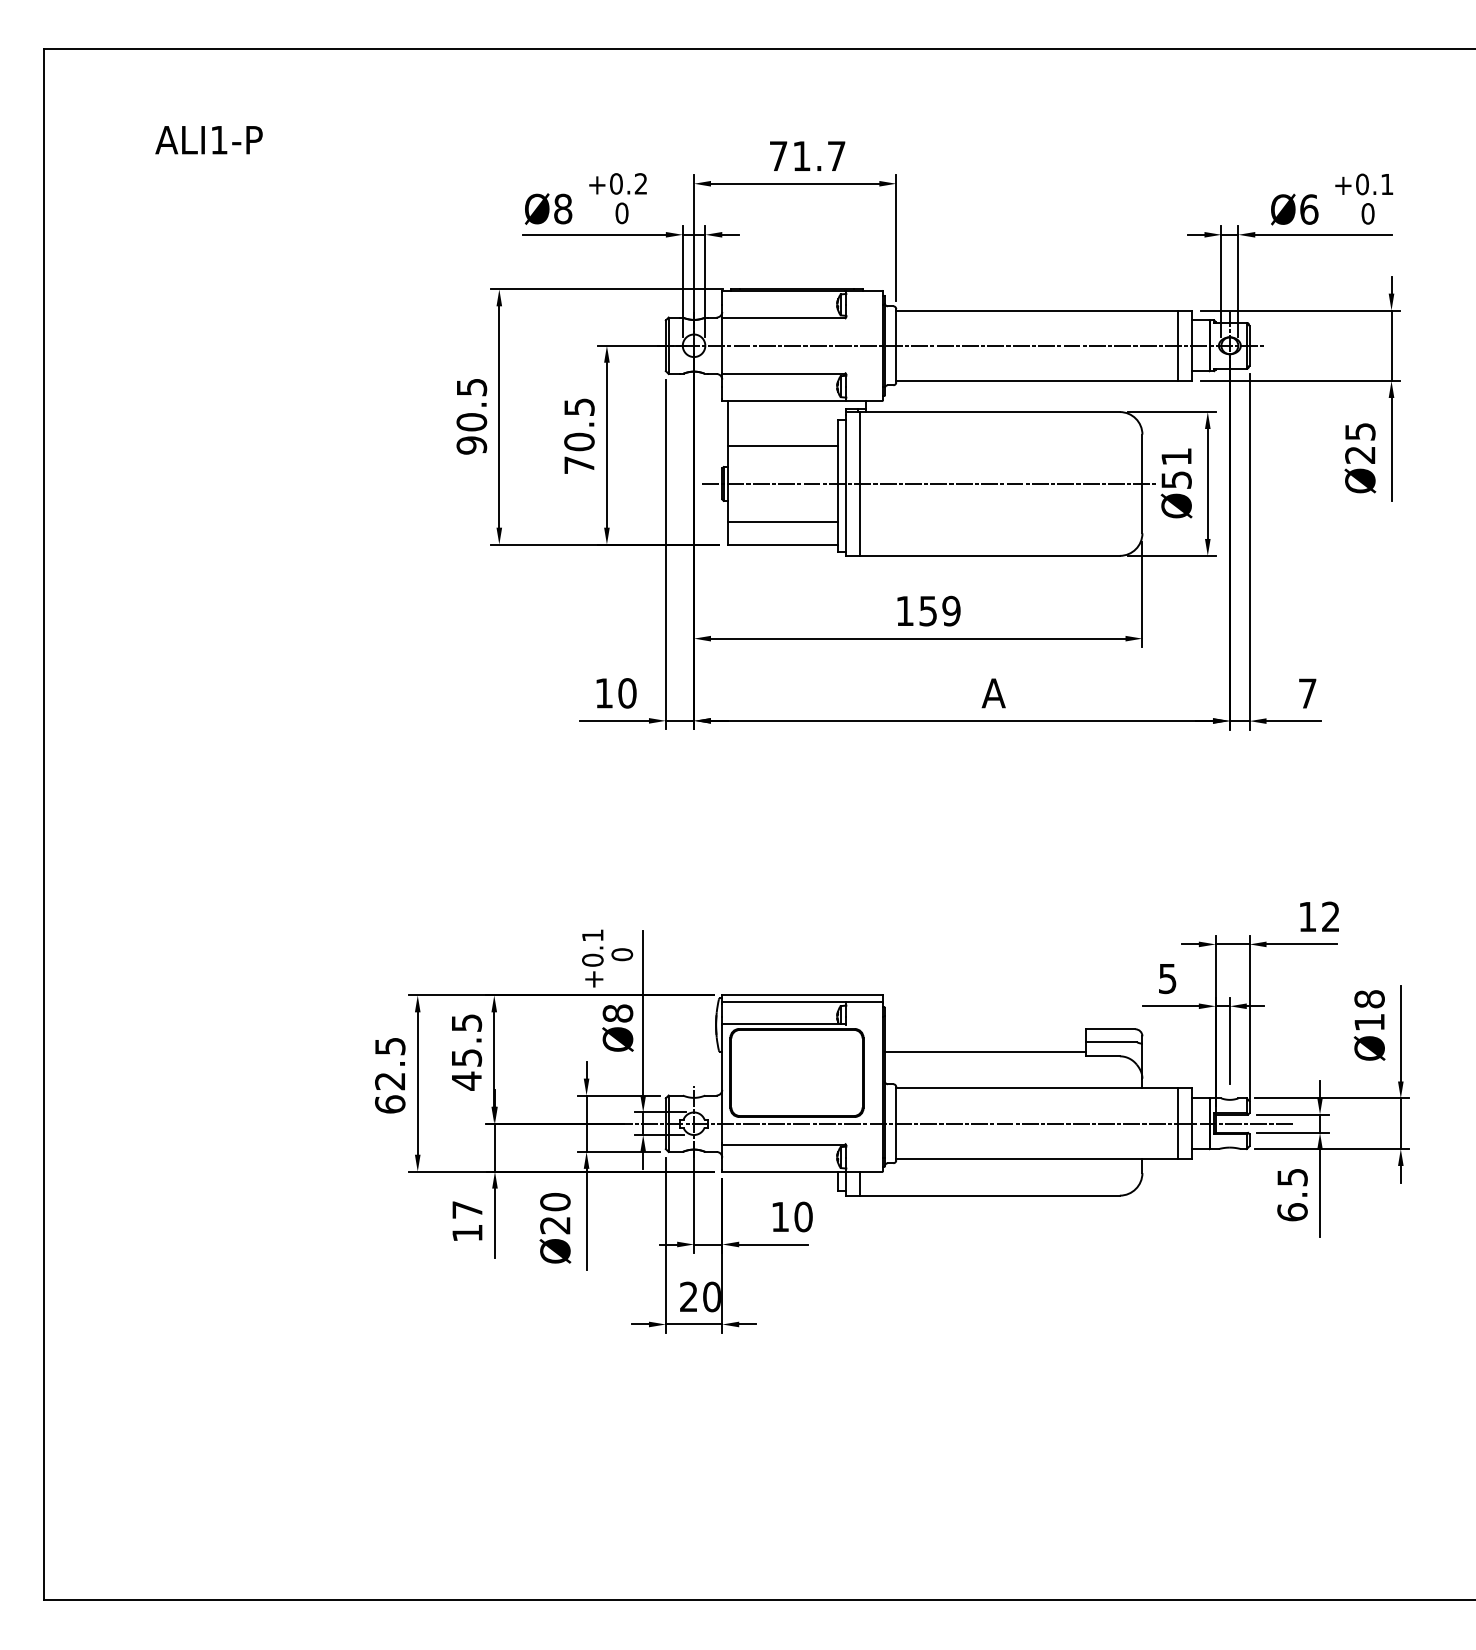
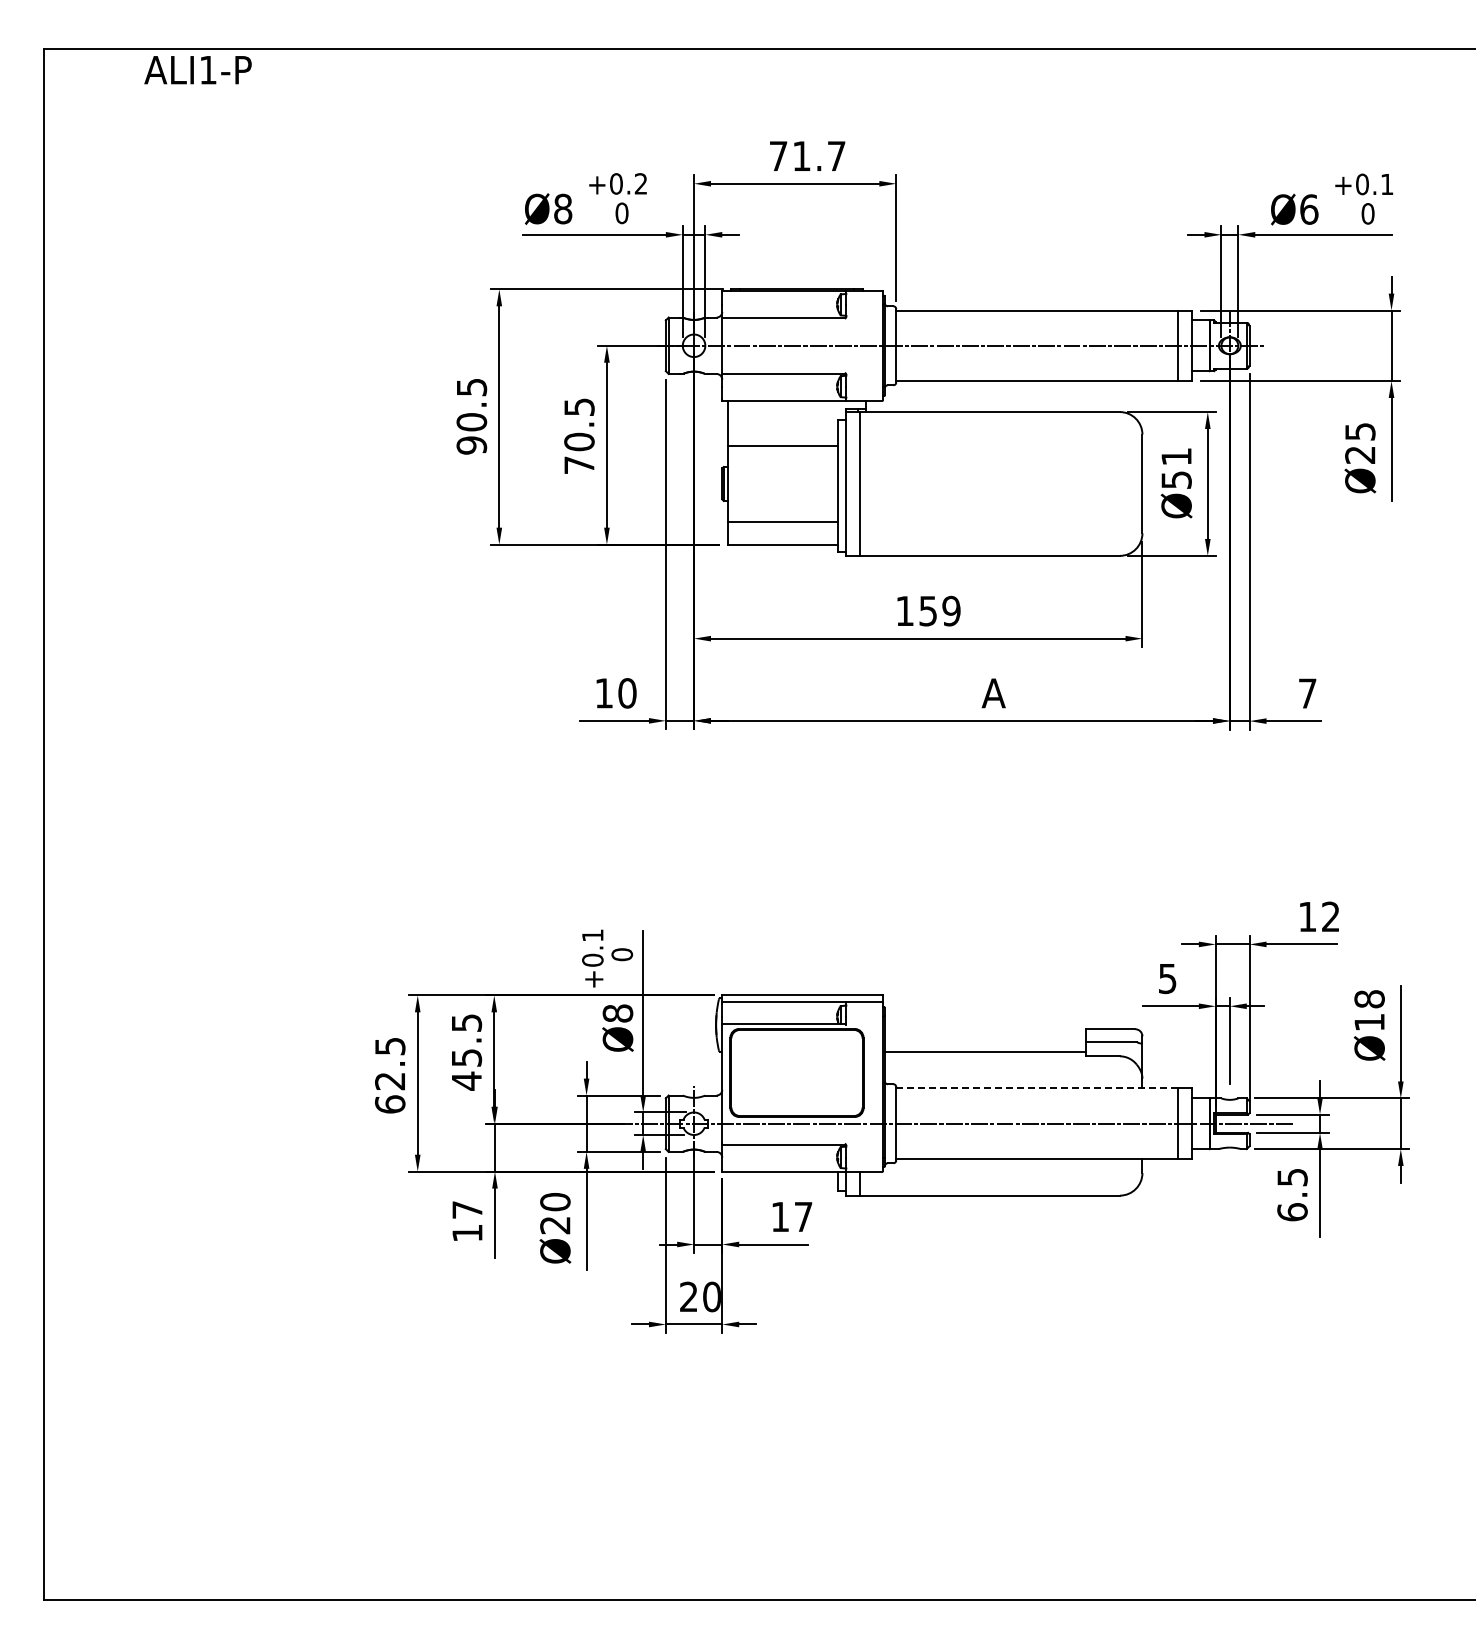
text position: (208, 140) -> (197, 70) (197, 70)
line: present -> none (928, 483)
line: solid -> dashed (1036, 1088)
text: 10 -> 17 (803, 1216)
